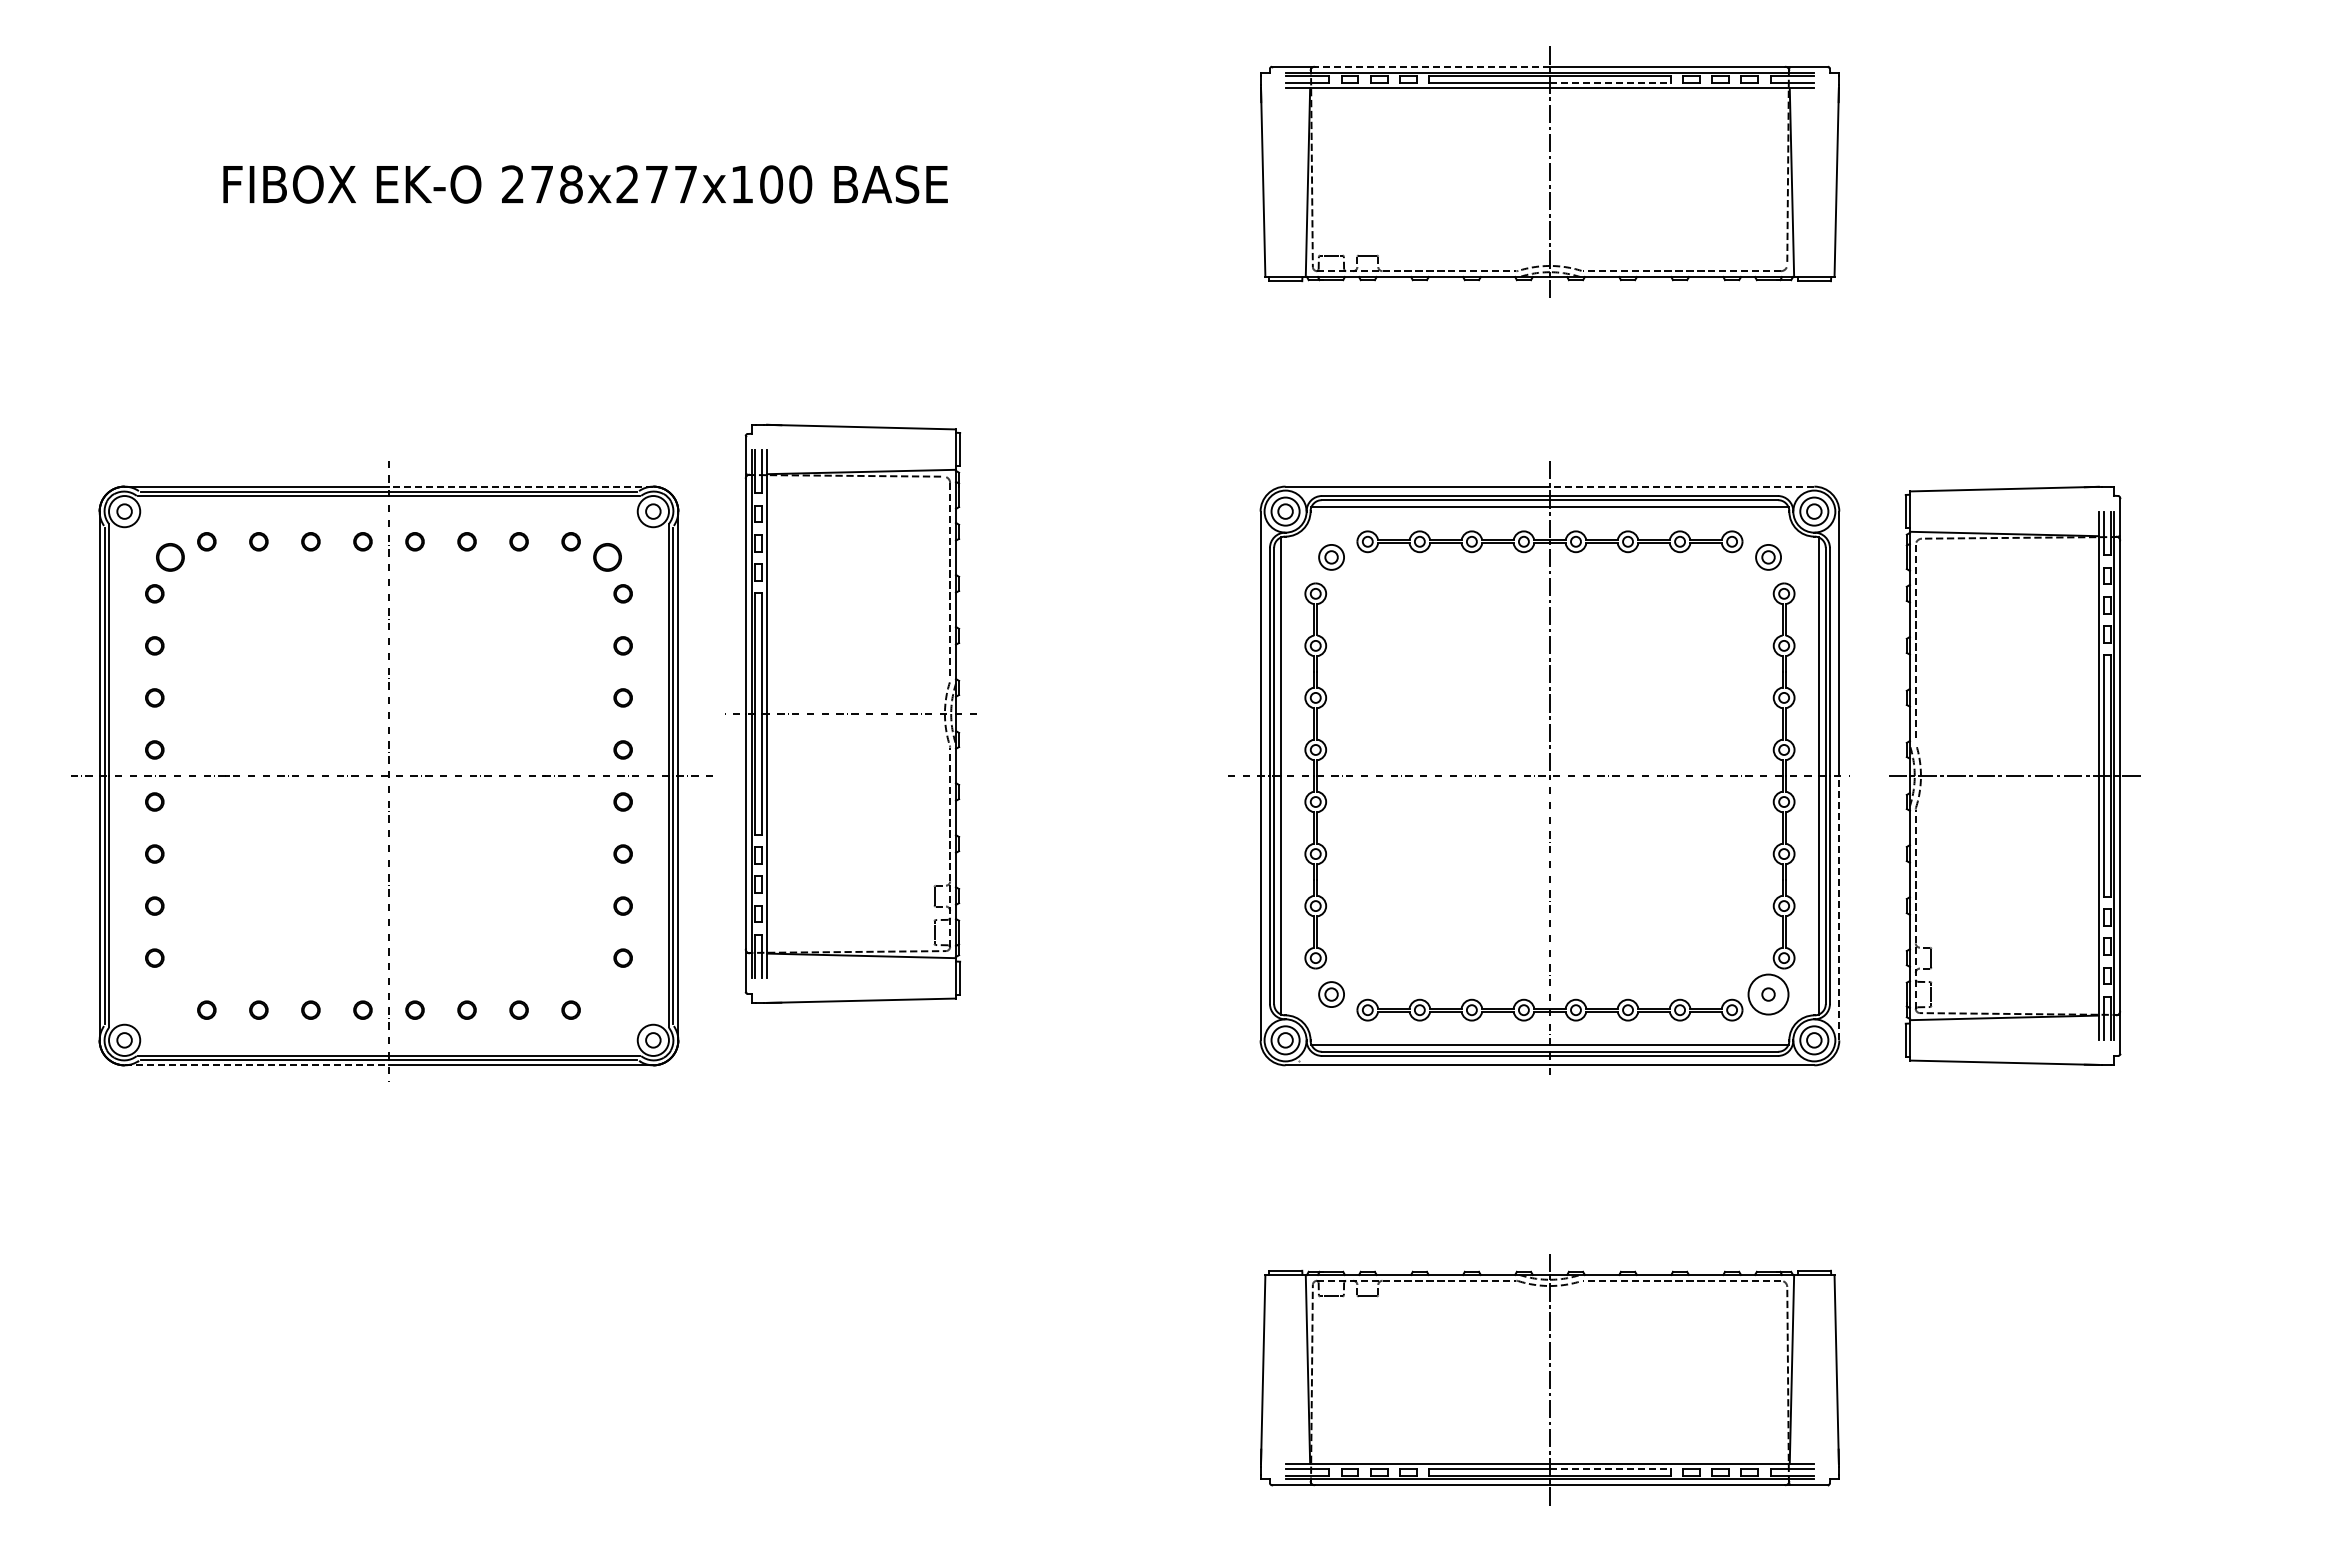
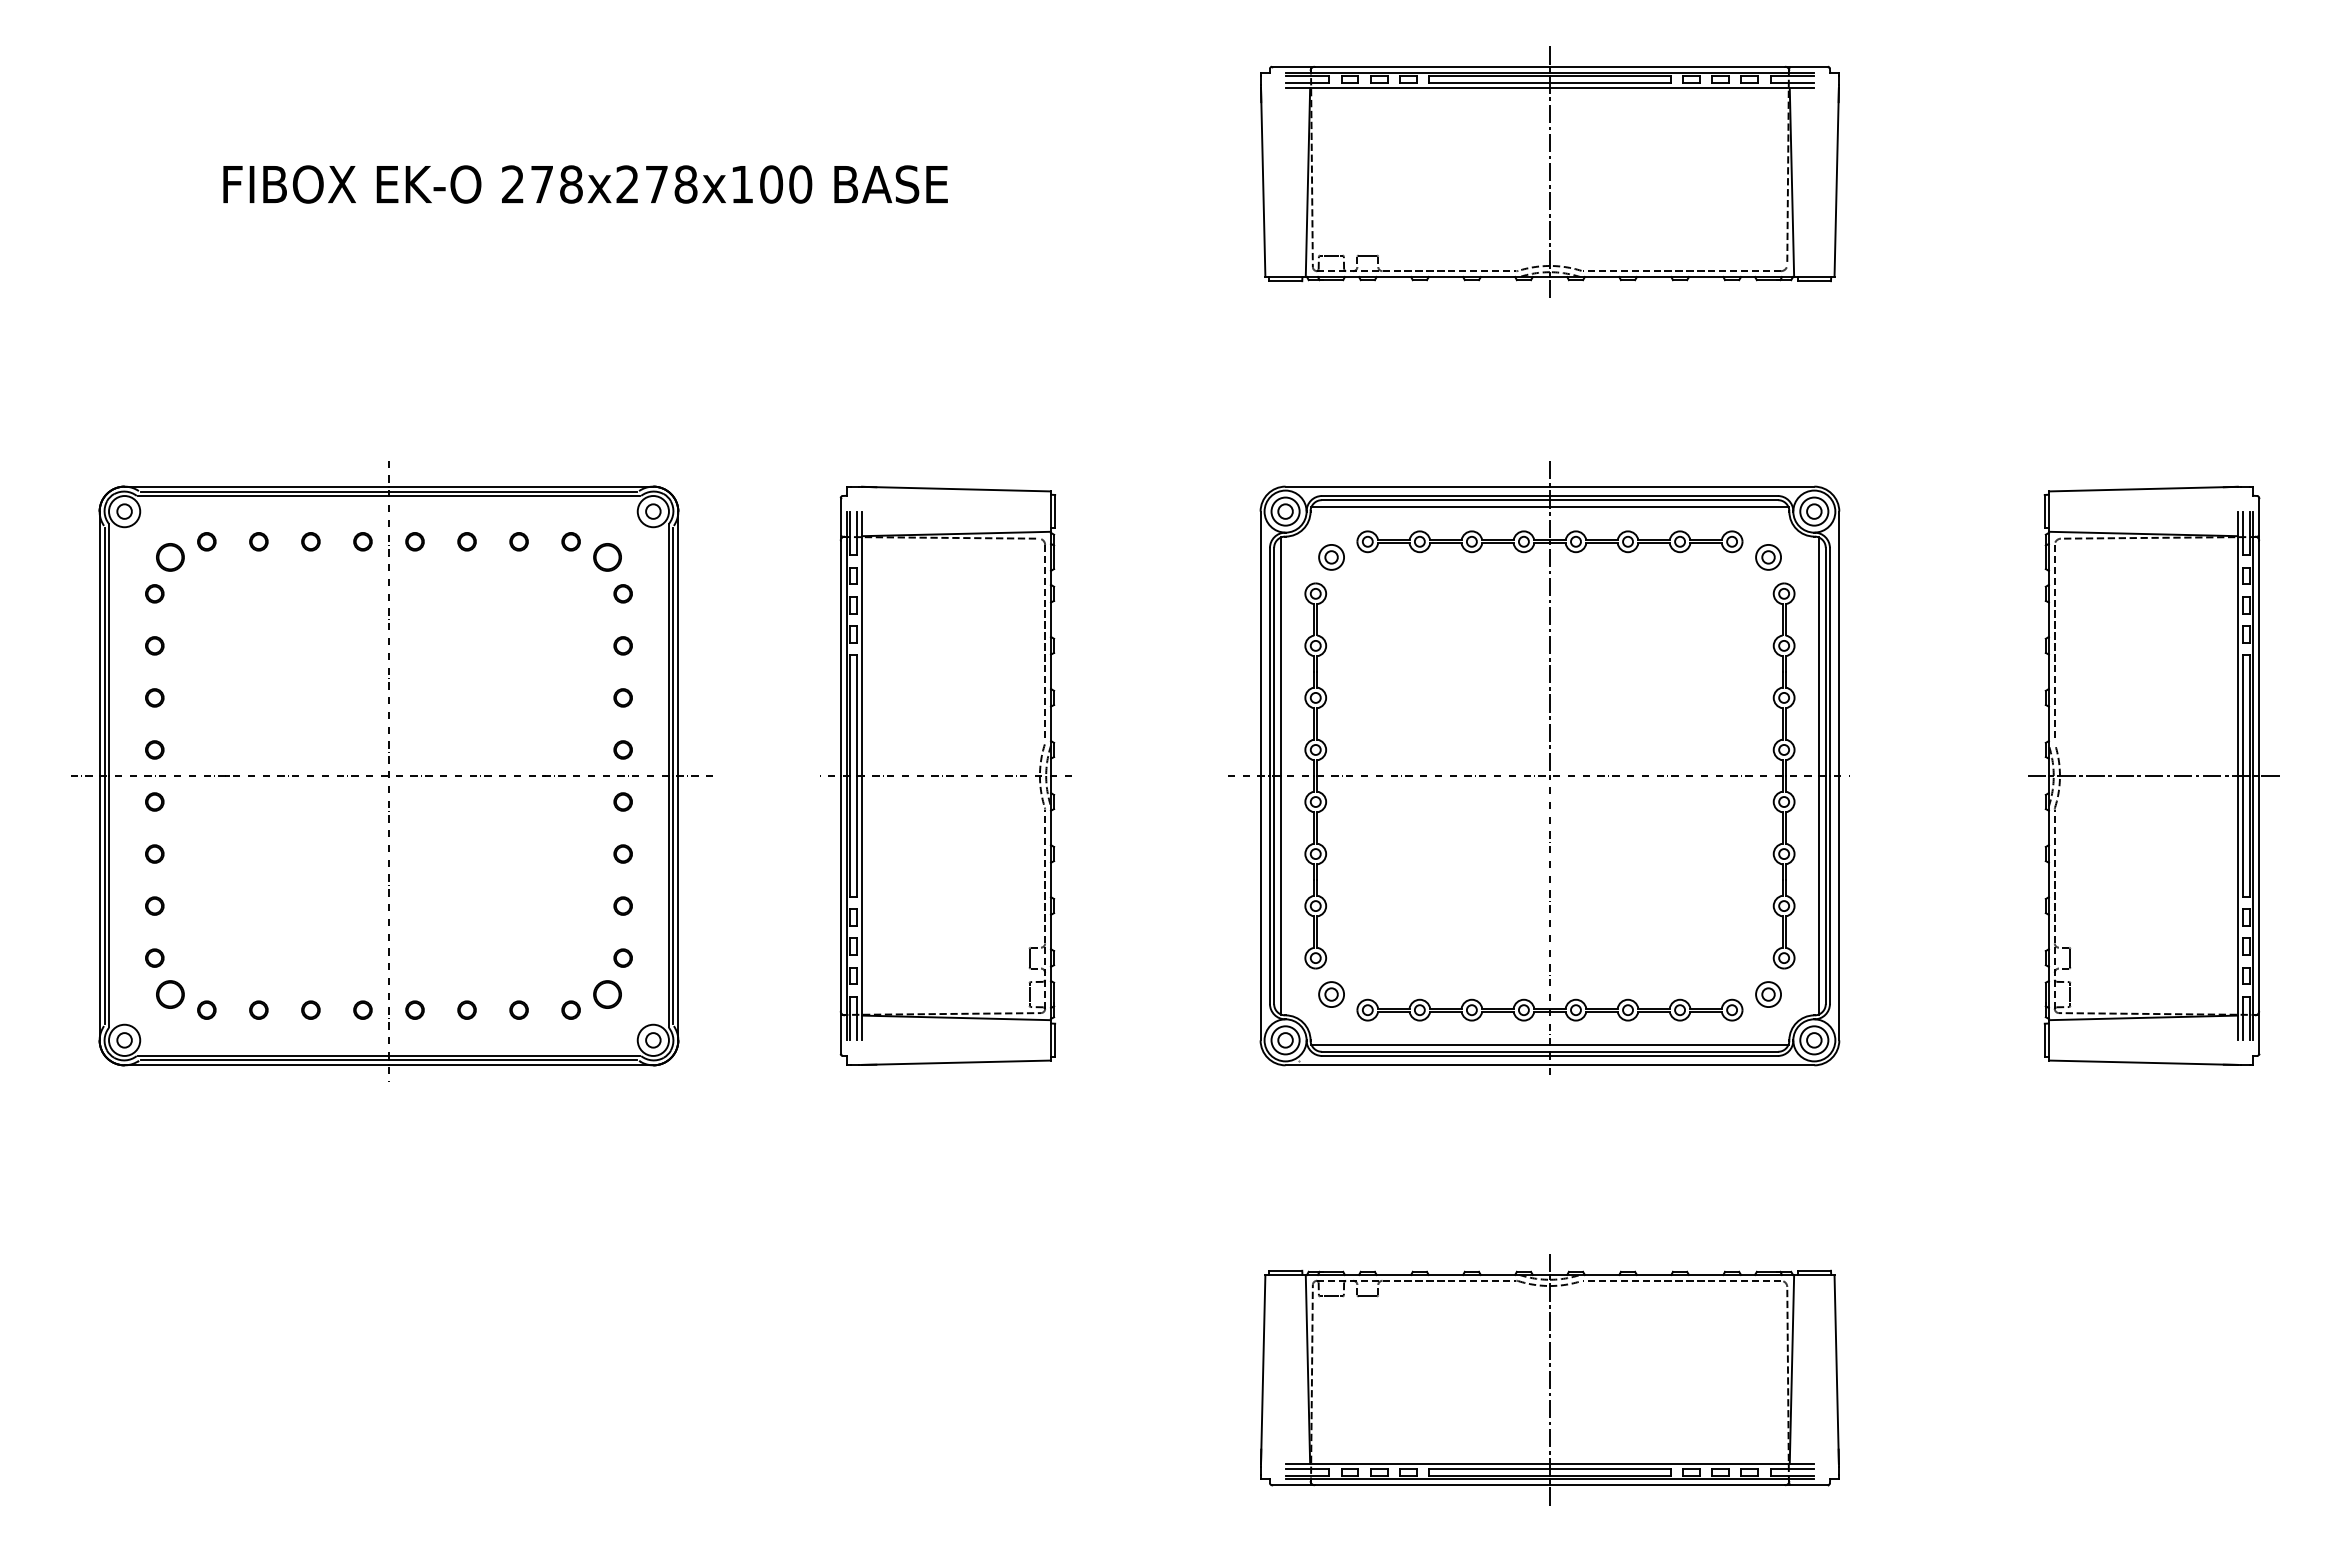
line: dashed -> solid (1432, 66)
line: dashed -> solid (1610, 83)
text: 278x277x100 -> 278x278x100 (685, 184)
line: dashed -> solid (520, 486)
line: dashed -> solid (1681, 486)
part position: (850, 713) -> (945, 775) (945, 775)
part position: (2014, 775) -> (2153, 775) (2153, 775)
line: dashed -> solid (1839, 907)
circle: none -> present (170, 994)
circle: none -> present (607, 994)
circle diameter: 40 px -> 25 px (1768, 994)
line: dashed -> solid (257, 1065)
line: dashed -> solid (1610, 1468)
